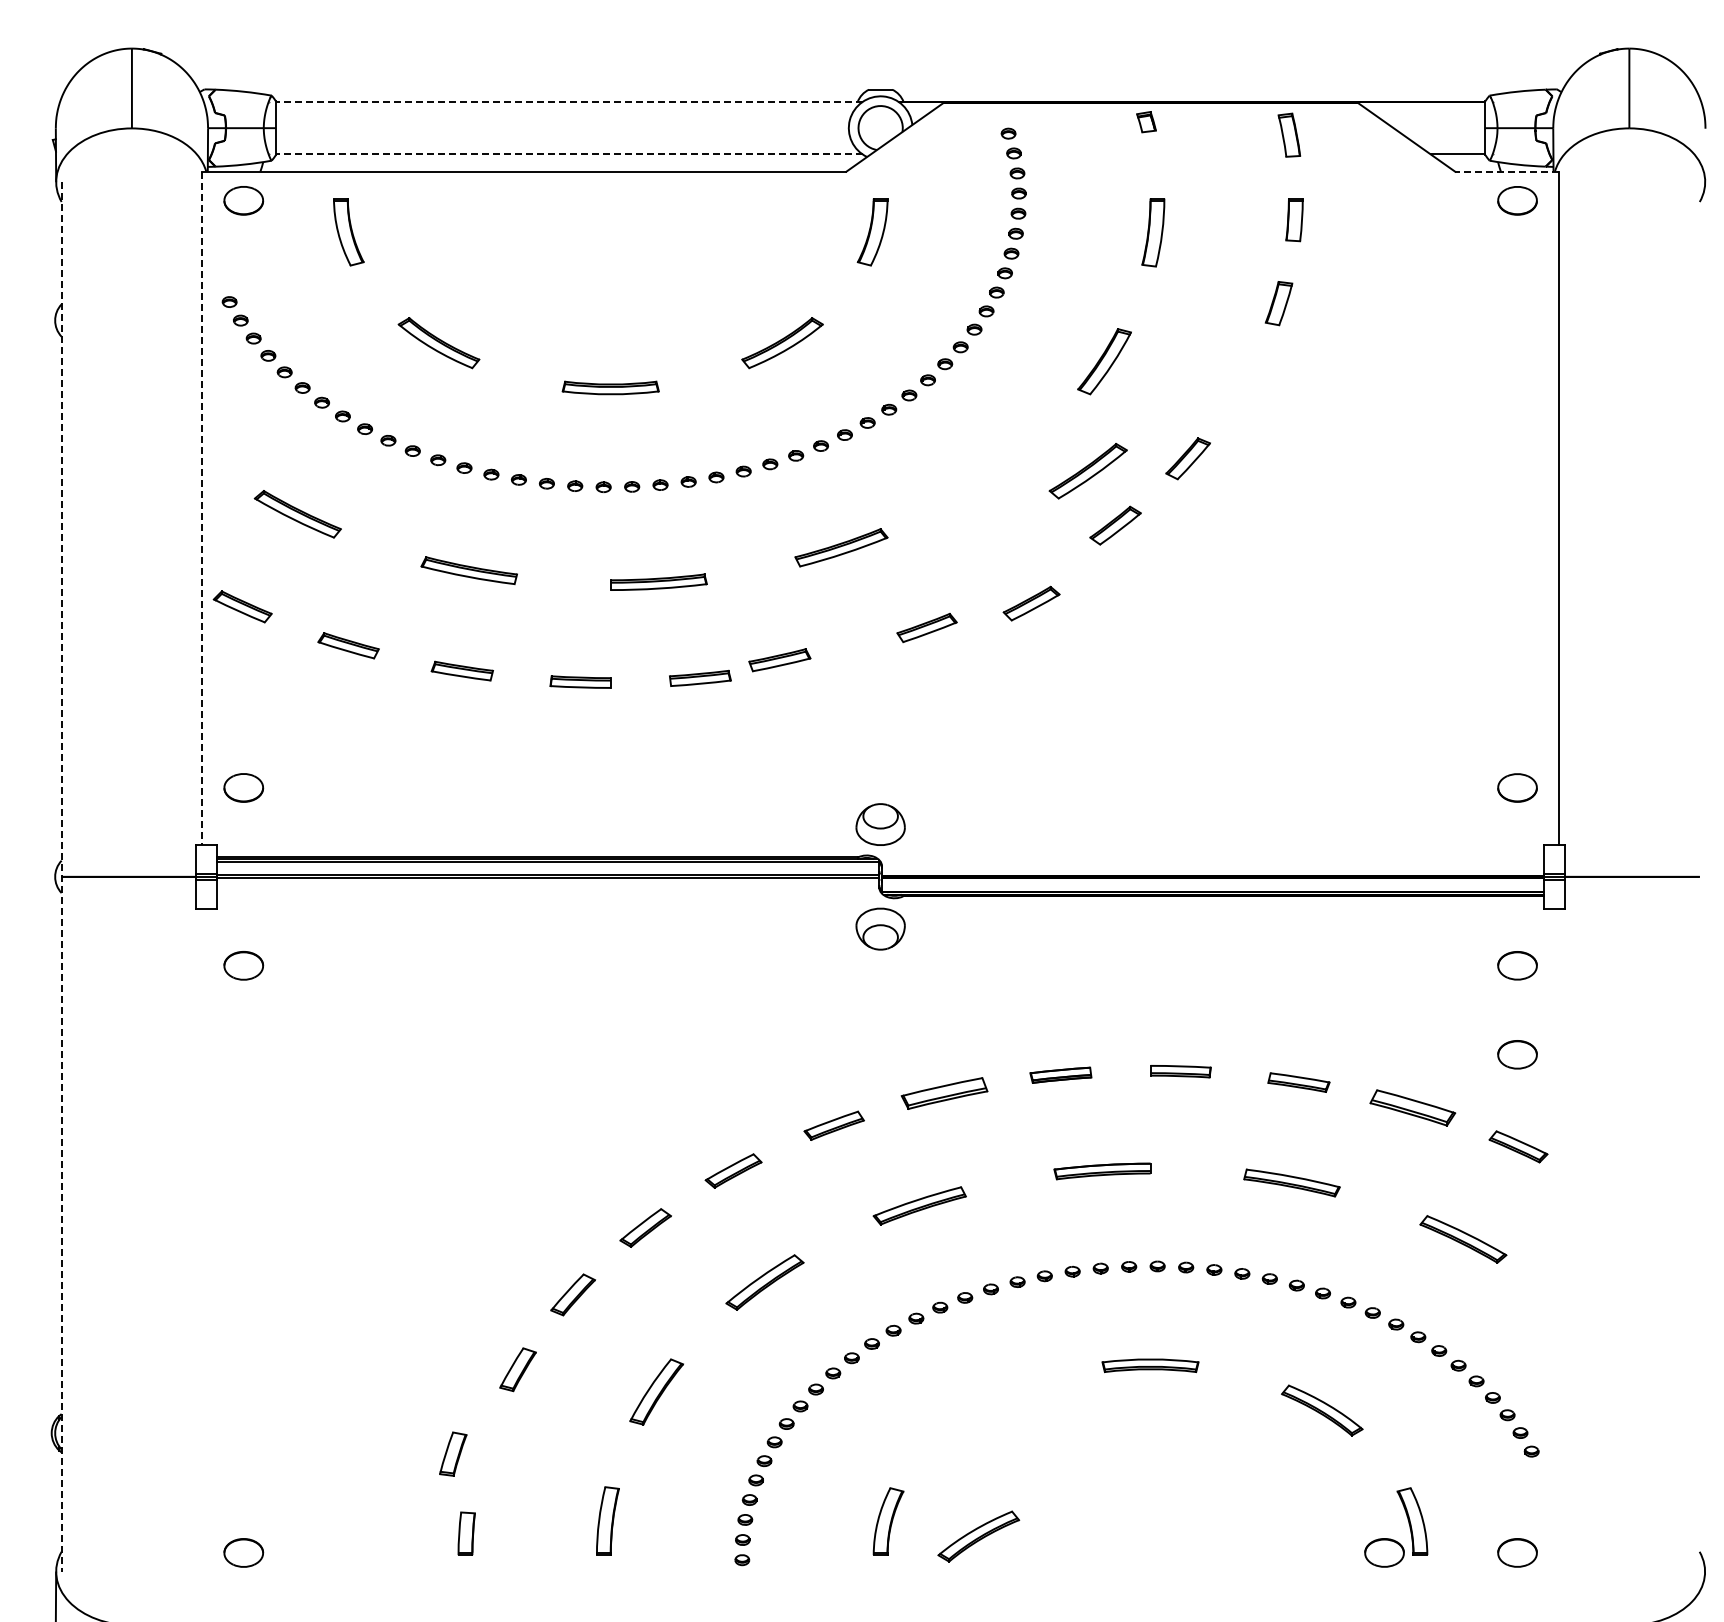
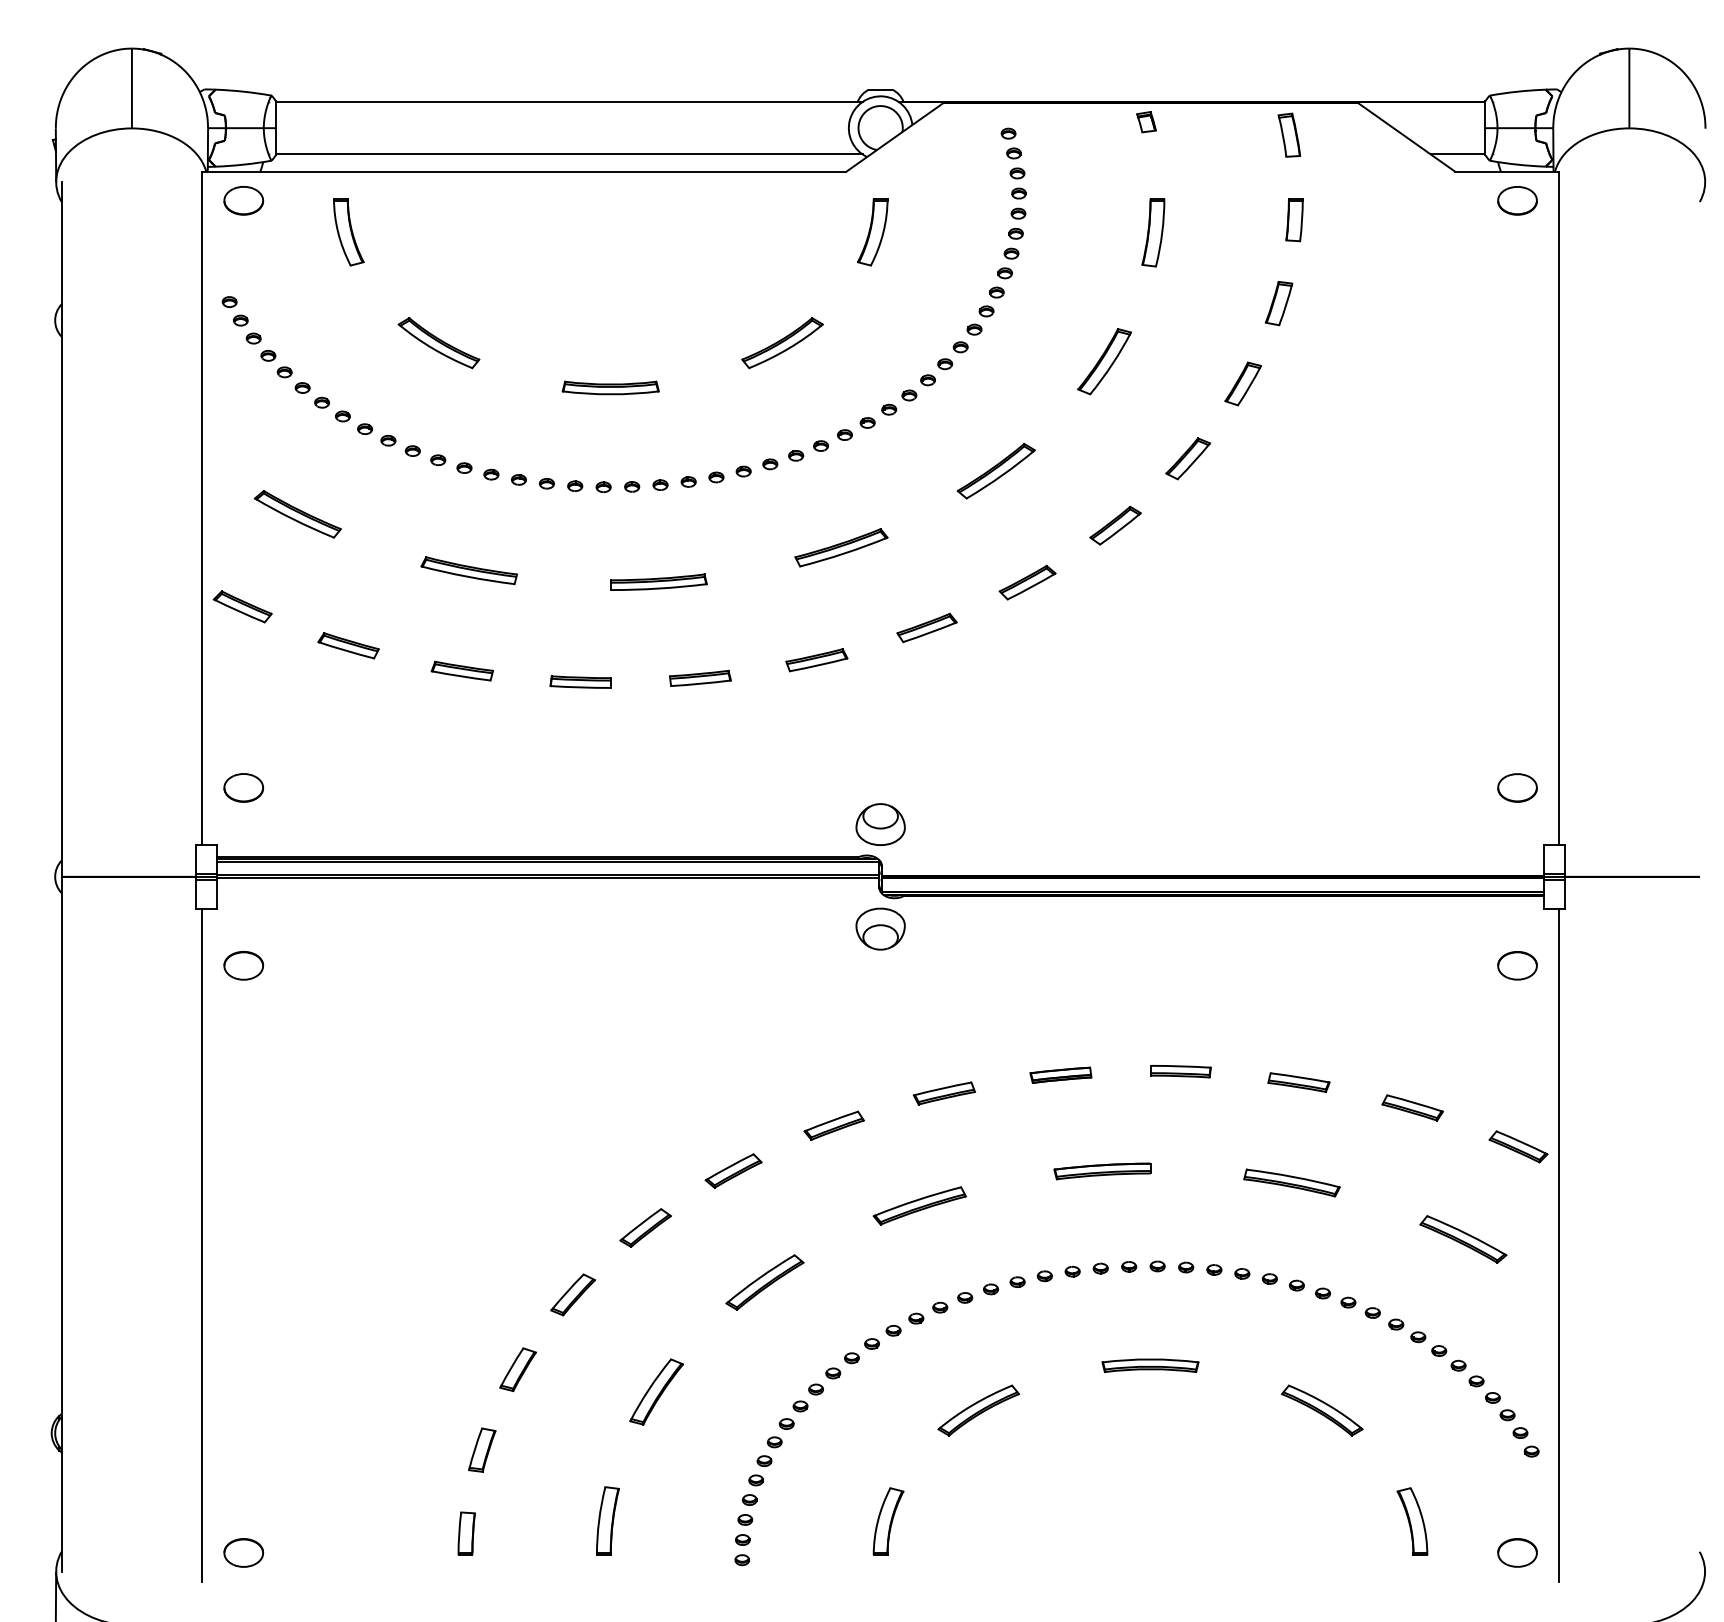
line: dashed -> solid (568, 101)
line: dashed -> solid (568, 154)
line: dashed -> solid (1507, 171)
part: none -> present (1242, 383)
part position: (1087, 471) -> (995, 471) (995, 471)
line: dashed -> solid (202, 508)
part position: (1031, 603) -> (1027, 582) (1027, 582)
part position: (779, 660) -> (816, 660) (816, 660)
line: dashed -> solid (61, 876)
part: present -> none (1517, 1054)
part size: 89x33 px -> 64x25 px (943, 1093)
part size: 88x38 px -> 63x28 px (1412, 1107)
line: none -> present (202, 1245)
line: none -> present (1559, 1245)
part position: (453, 1453) -> (482, 1449) (482, 1449)
part position: (978, 1536) -> (978, 1410) (978, 1410)
part: present -> none (1384, 1552)
